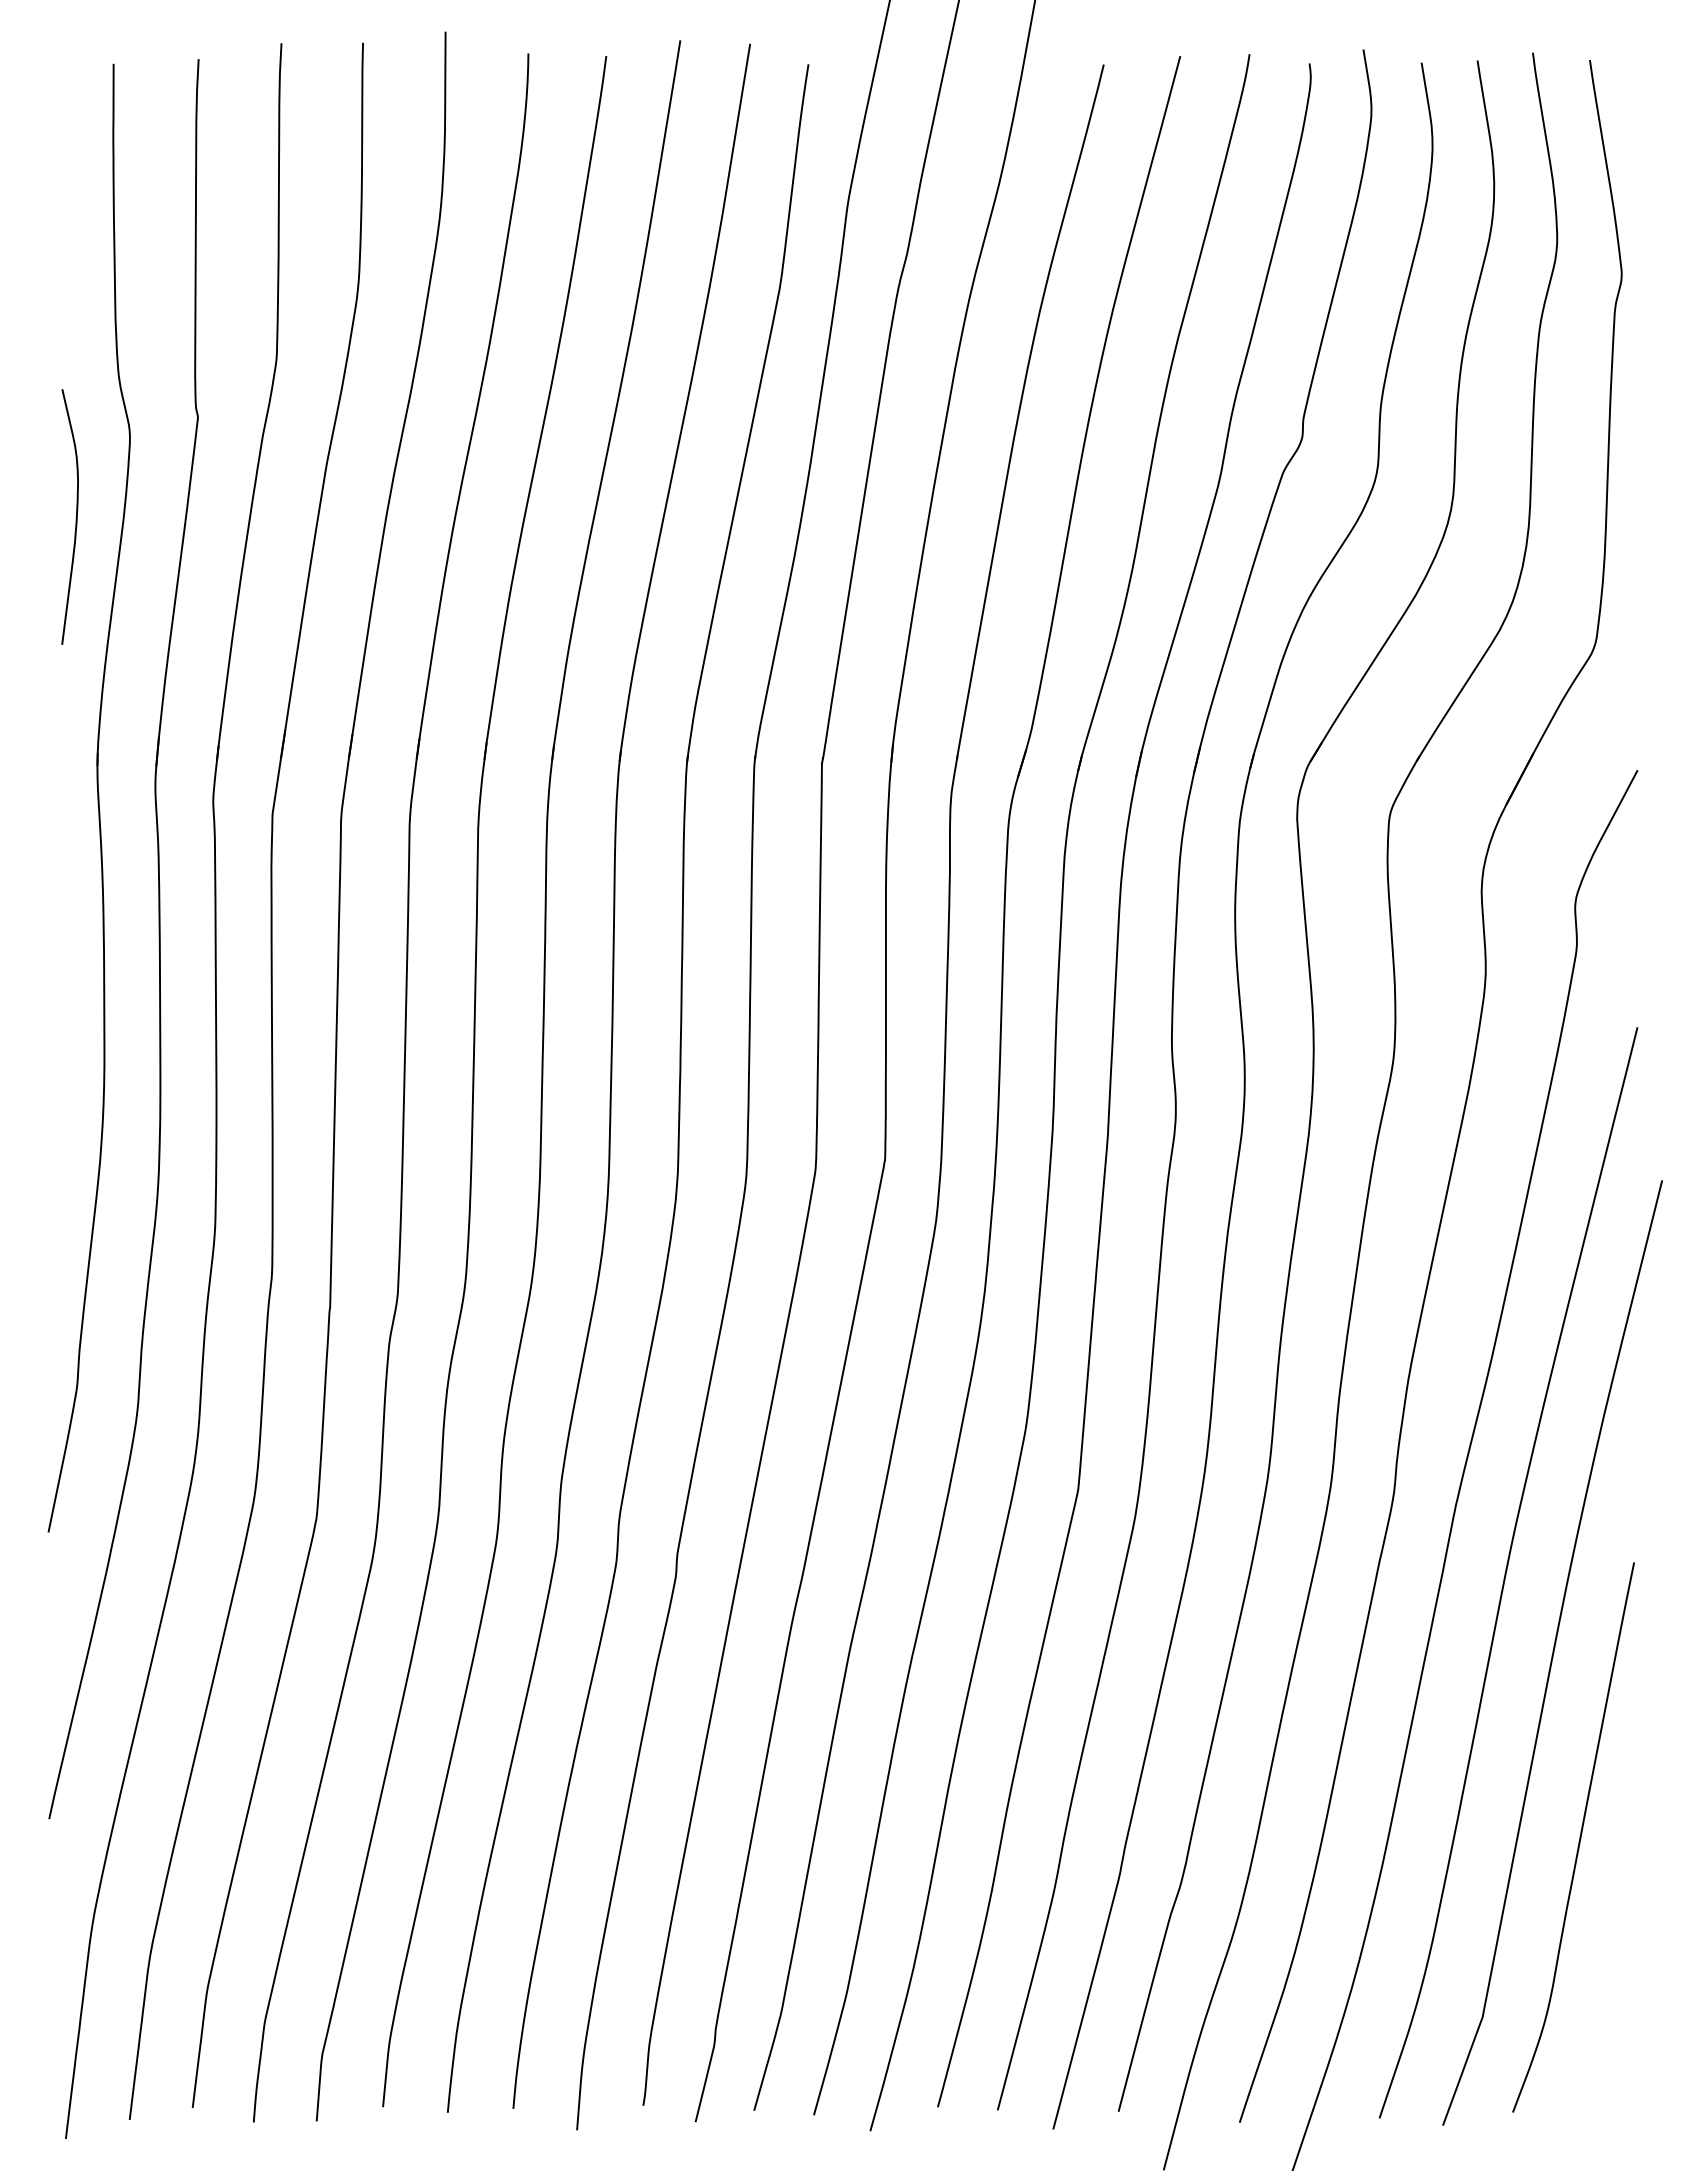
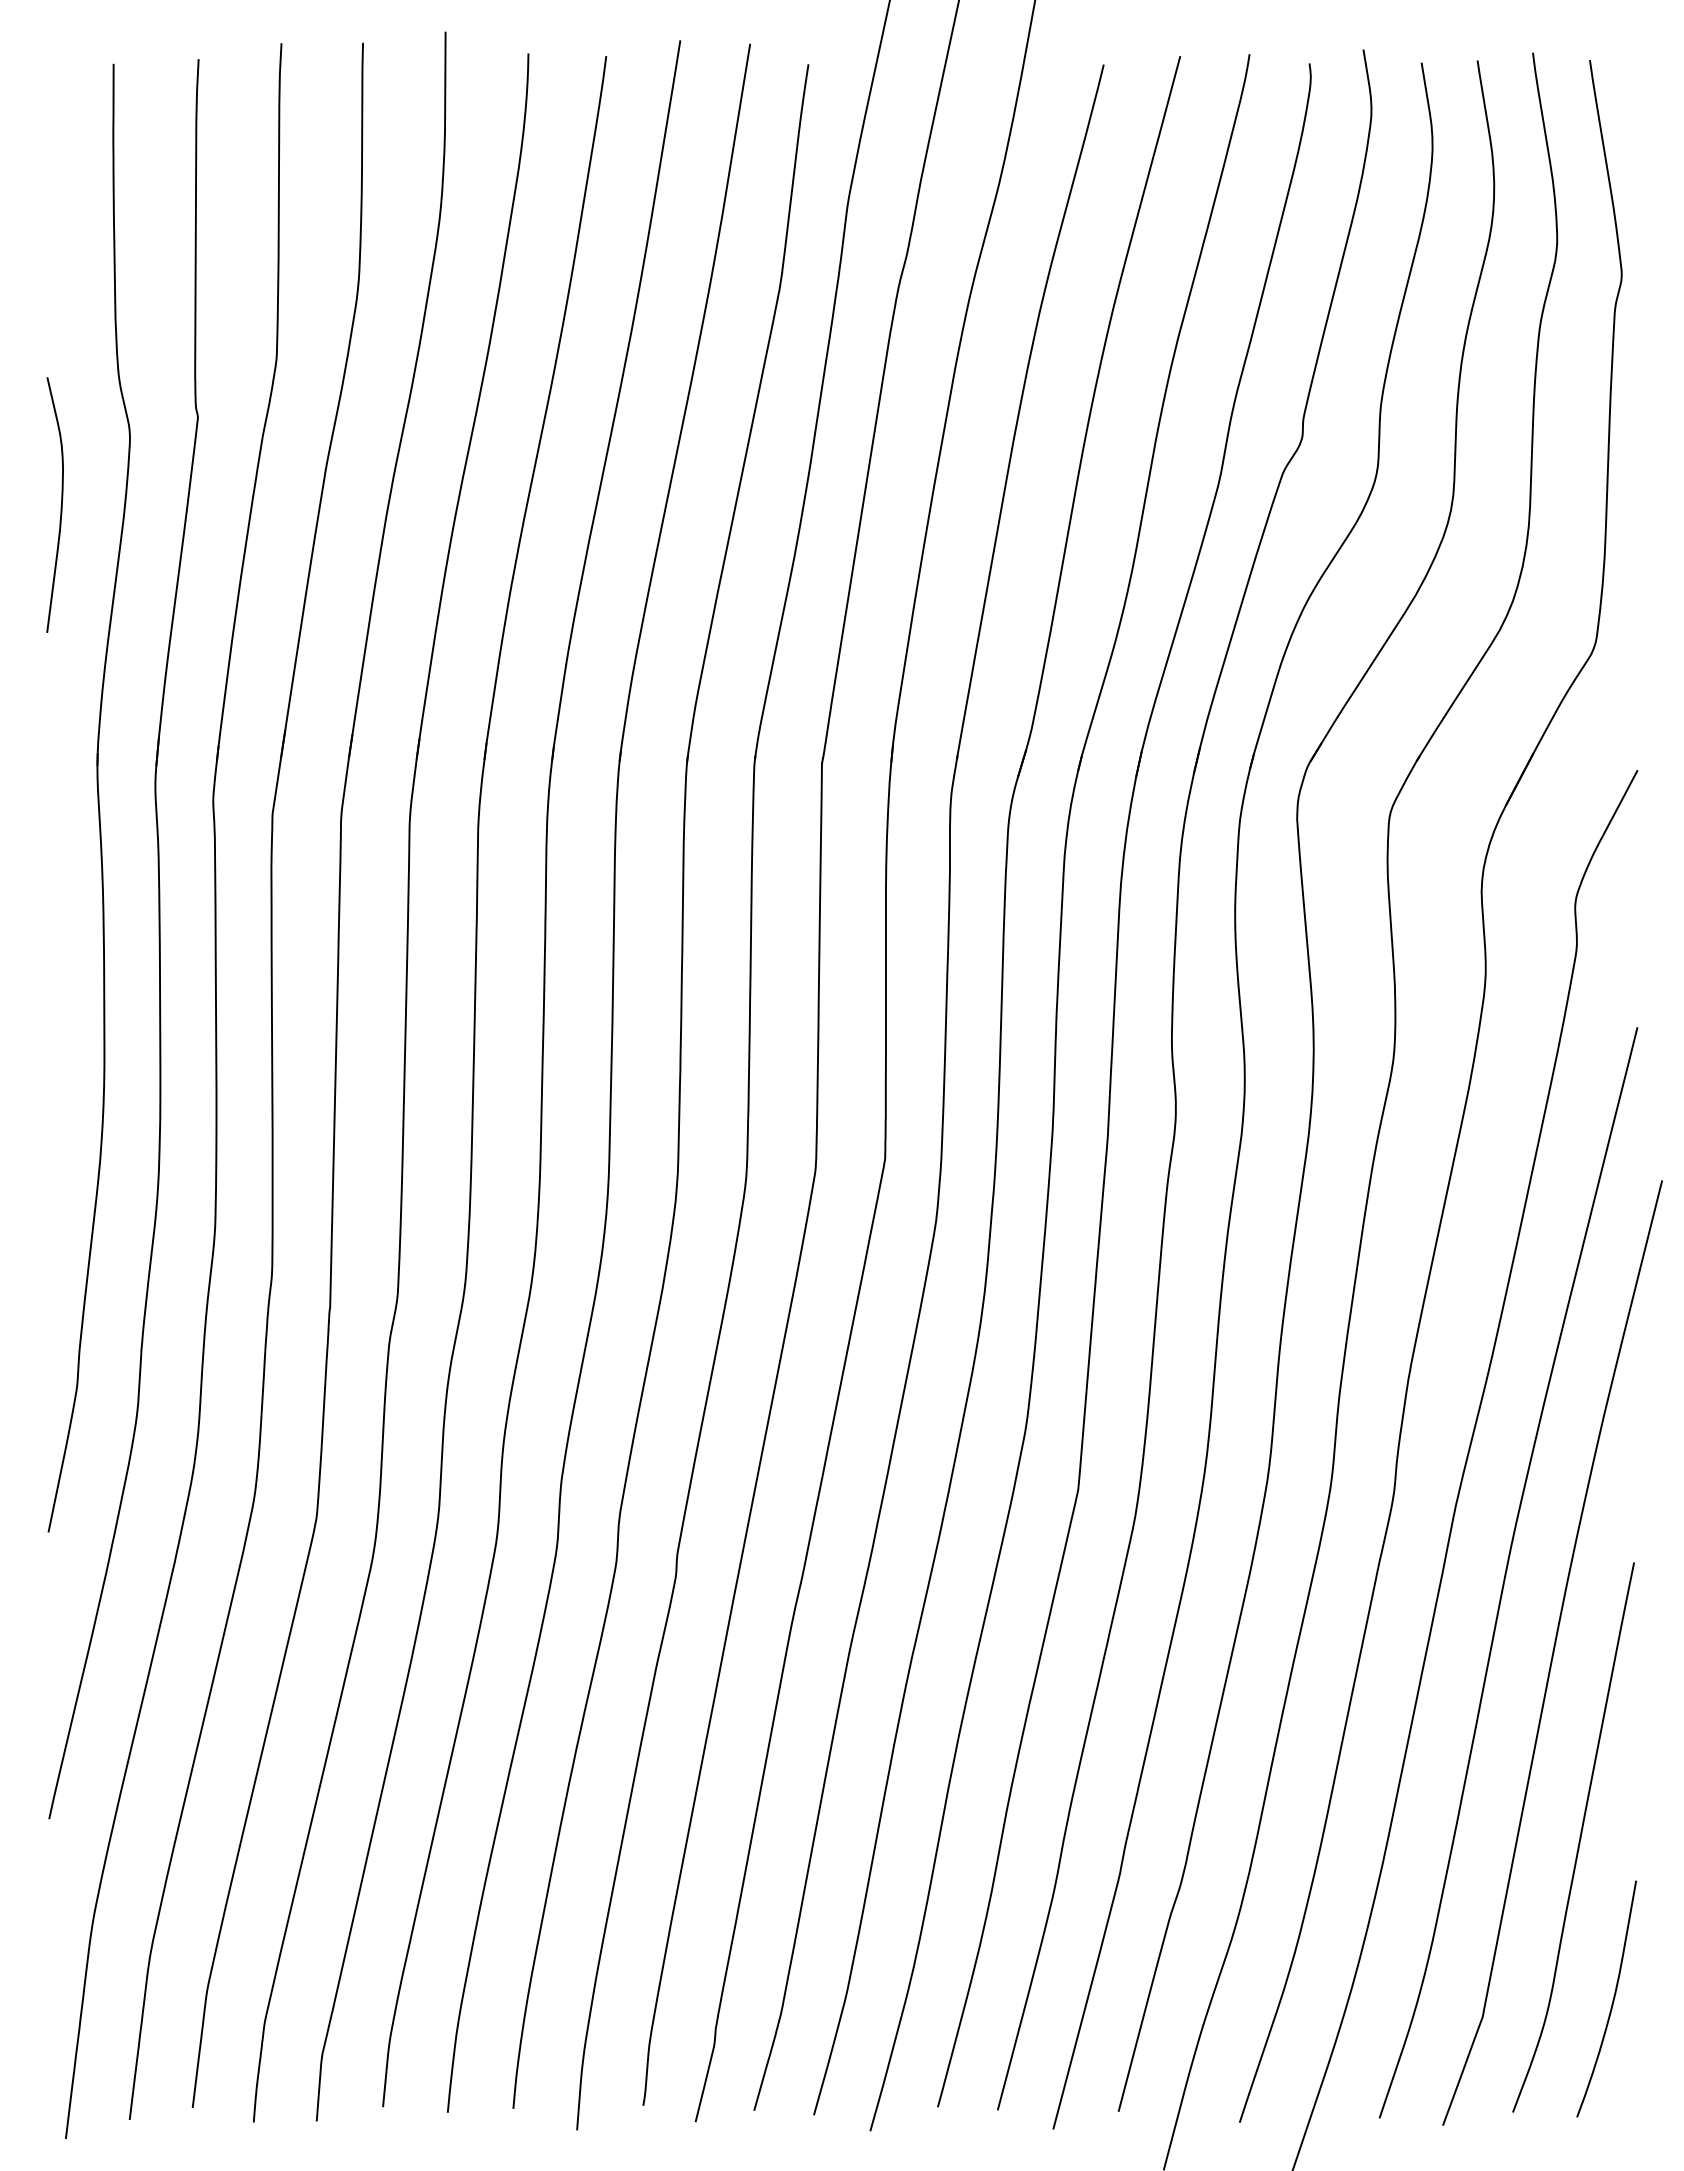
curve position: (75, 517) -> (60, 505) (60, 505)
curve: none -> present (1612, 1999)
